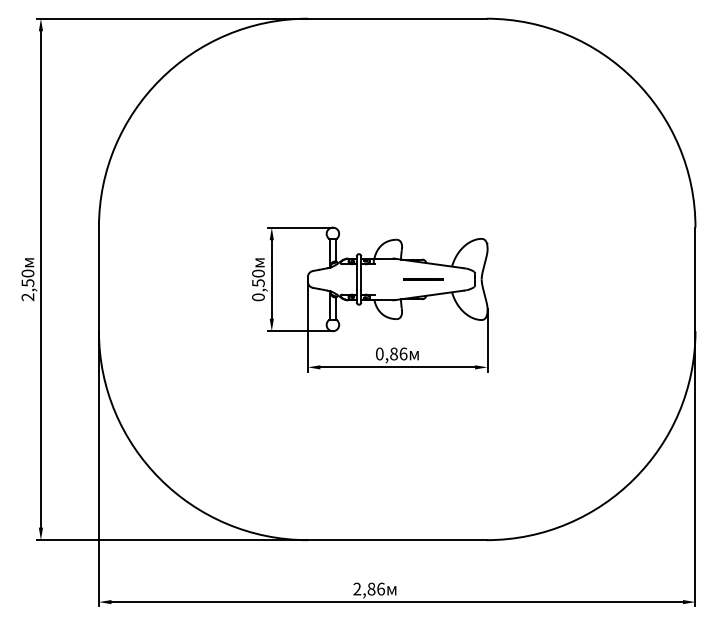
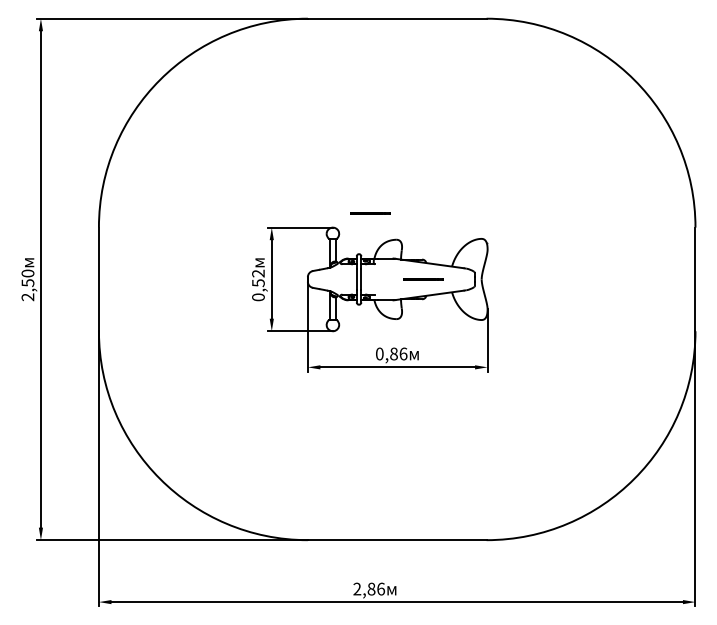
line: none -> present (370, 213)
text: 0,50 -> 0,52 (258, 273)
